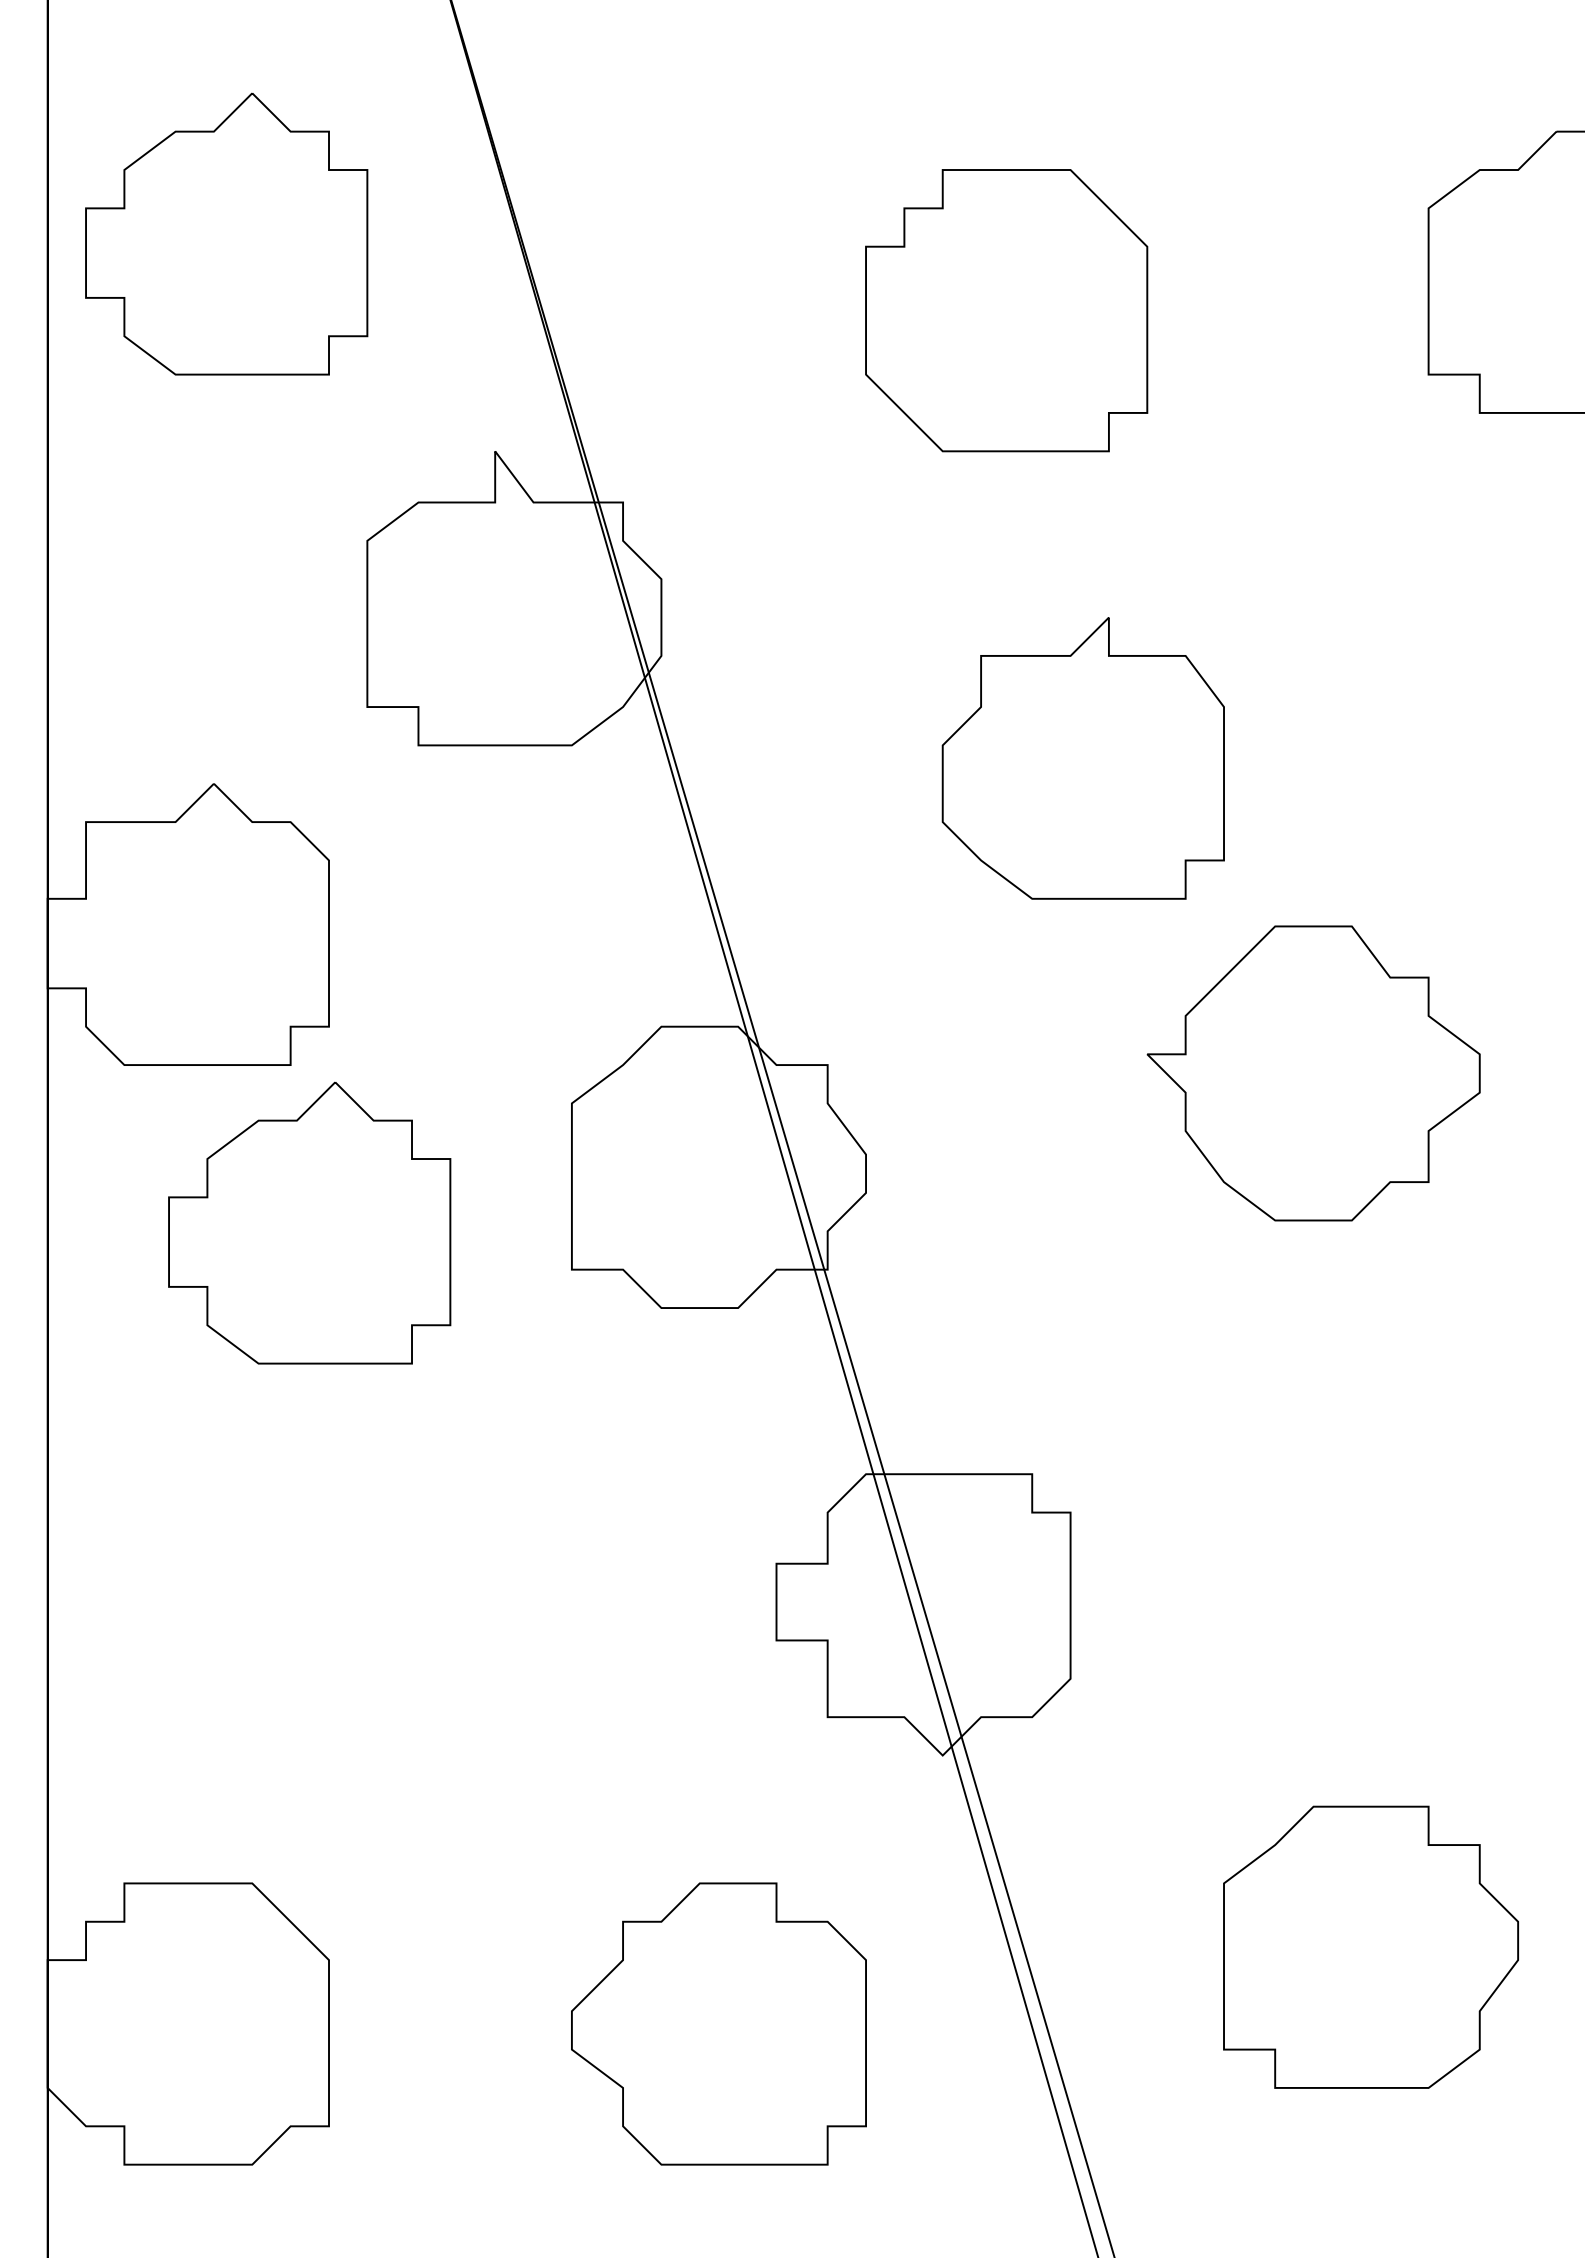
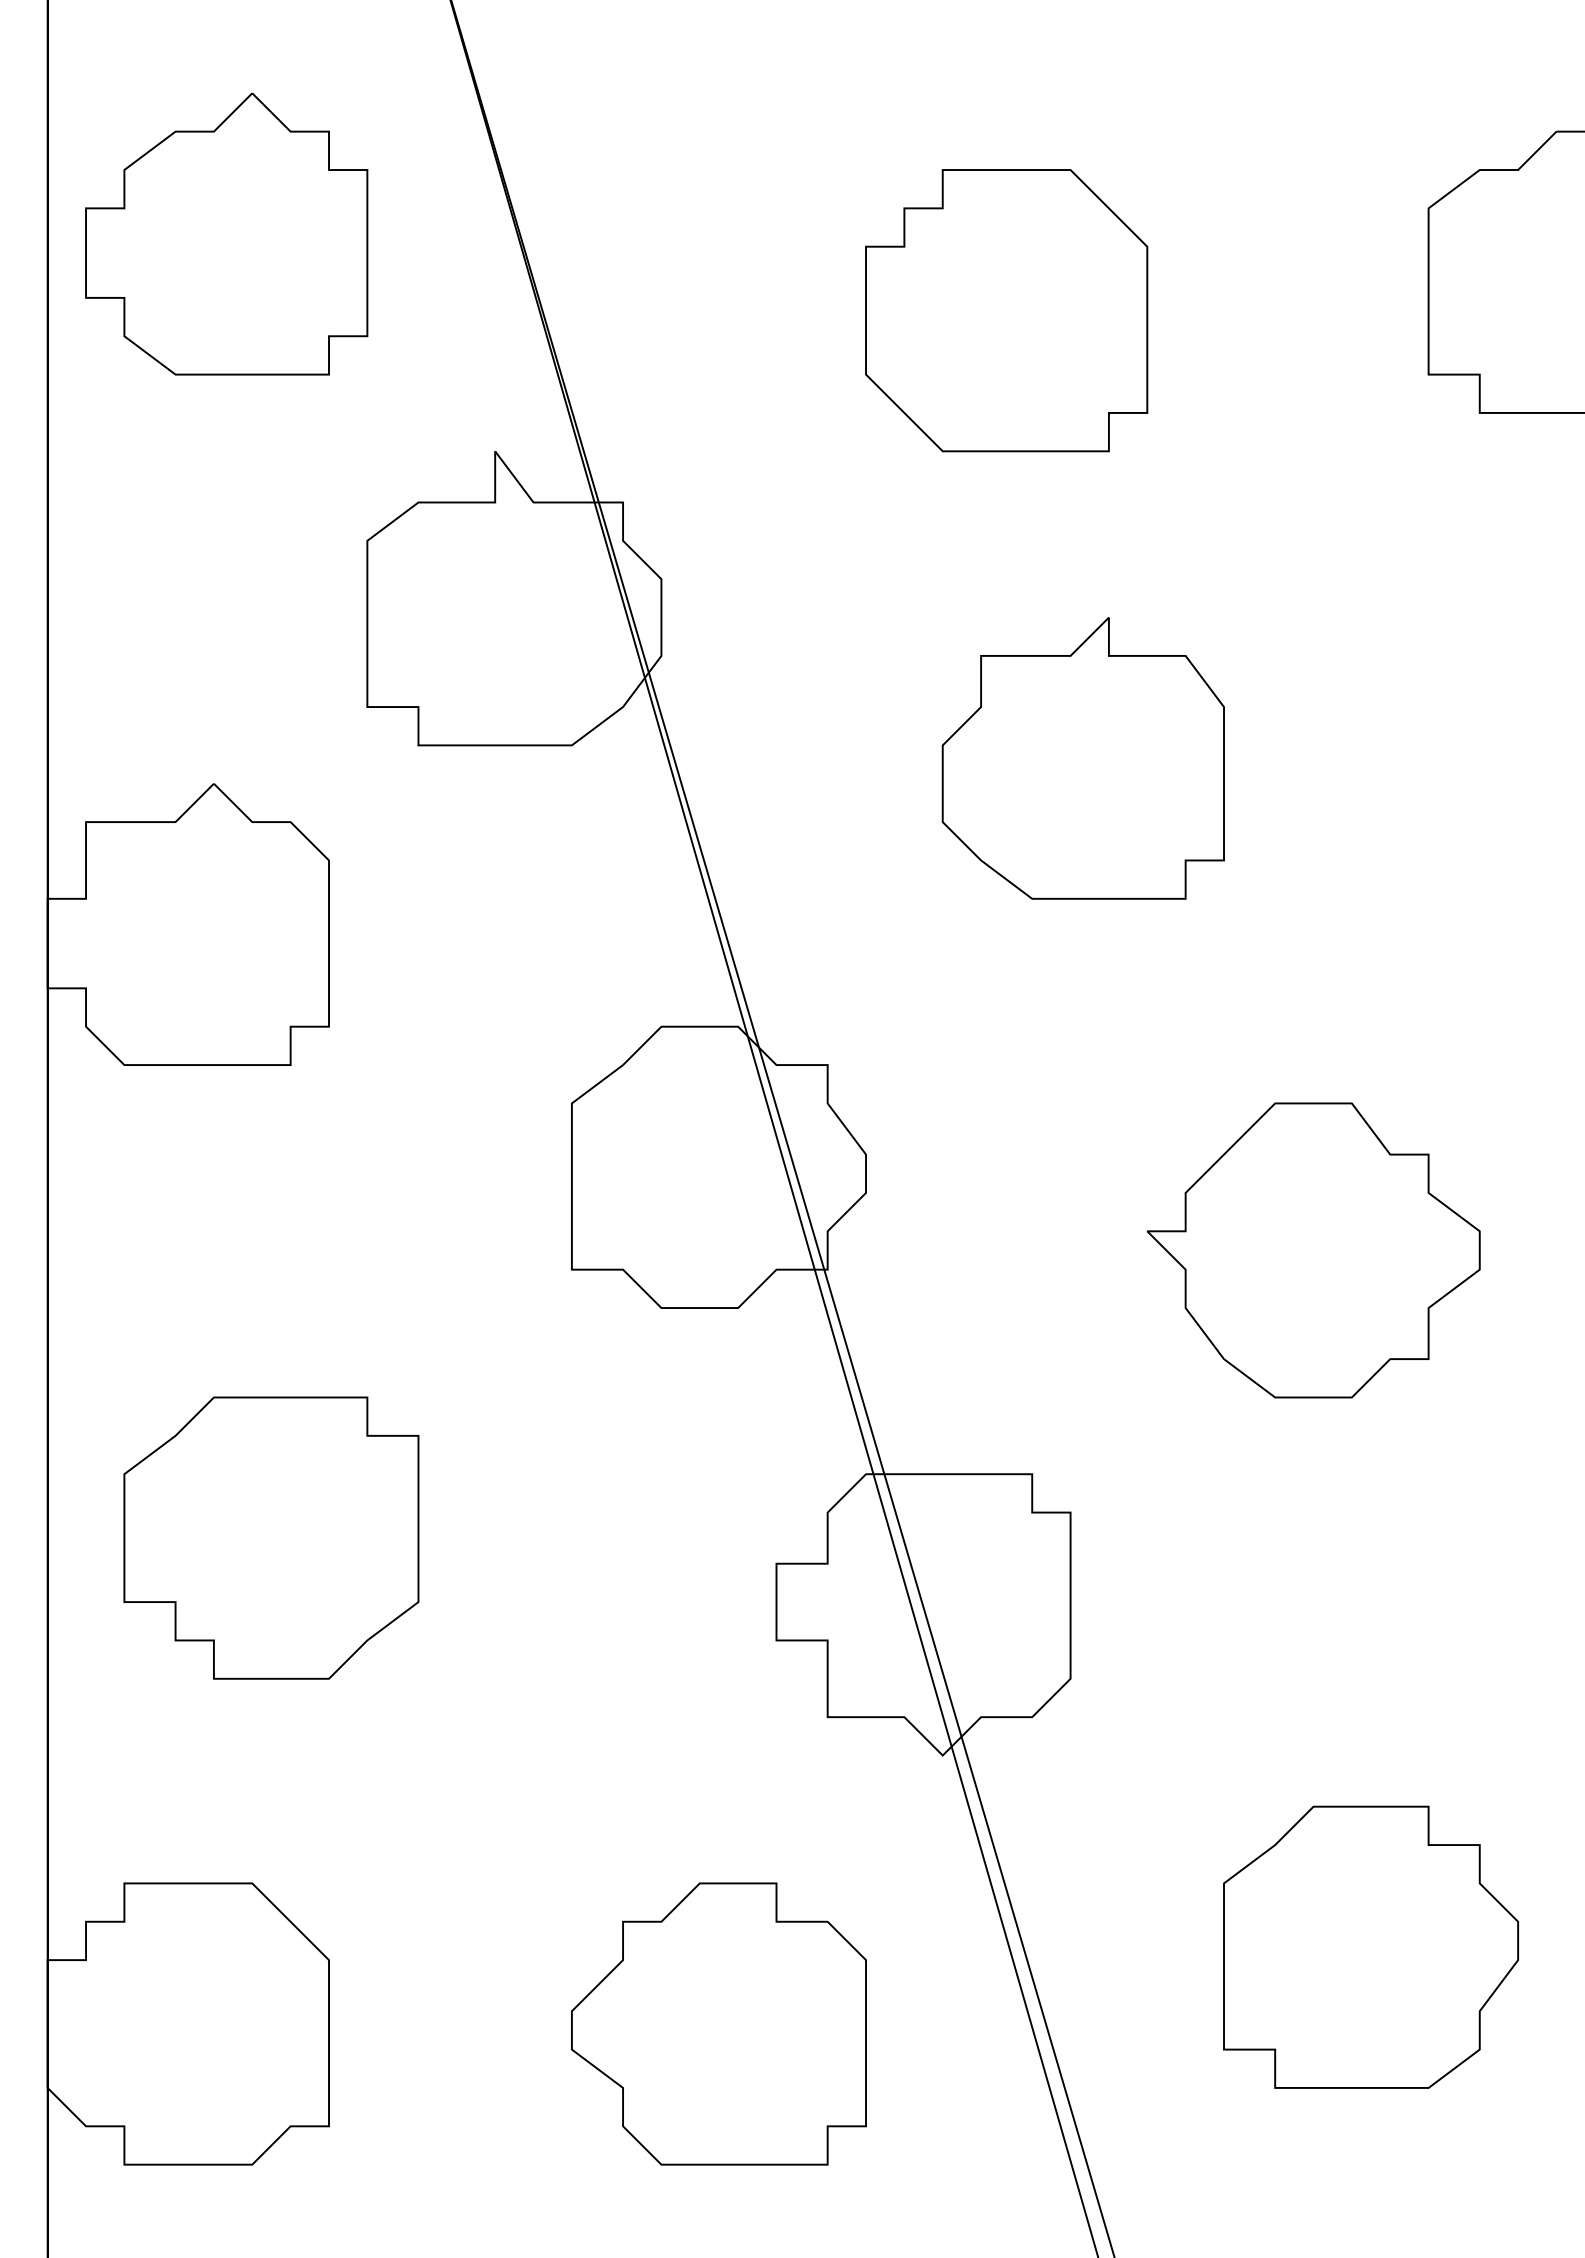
part position: (1313, 1073) -> (1313, 1250) (1313, 1250)
part: present -> none (309, 1222)
part: none -> present (271, 1537)
